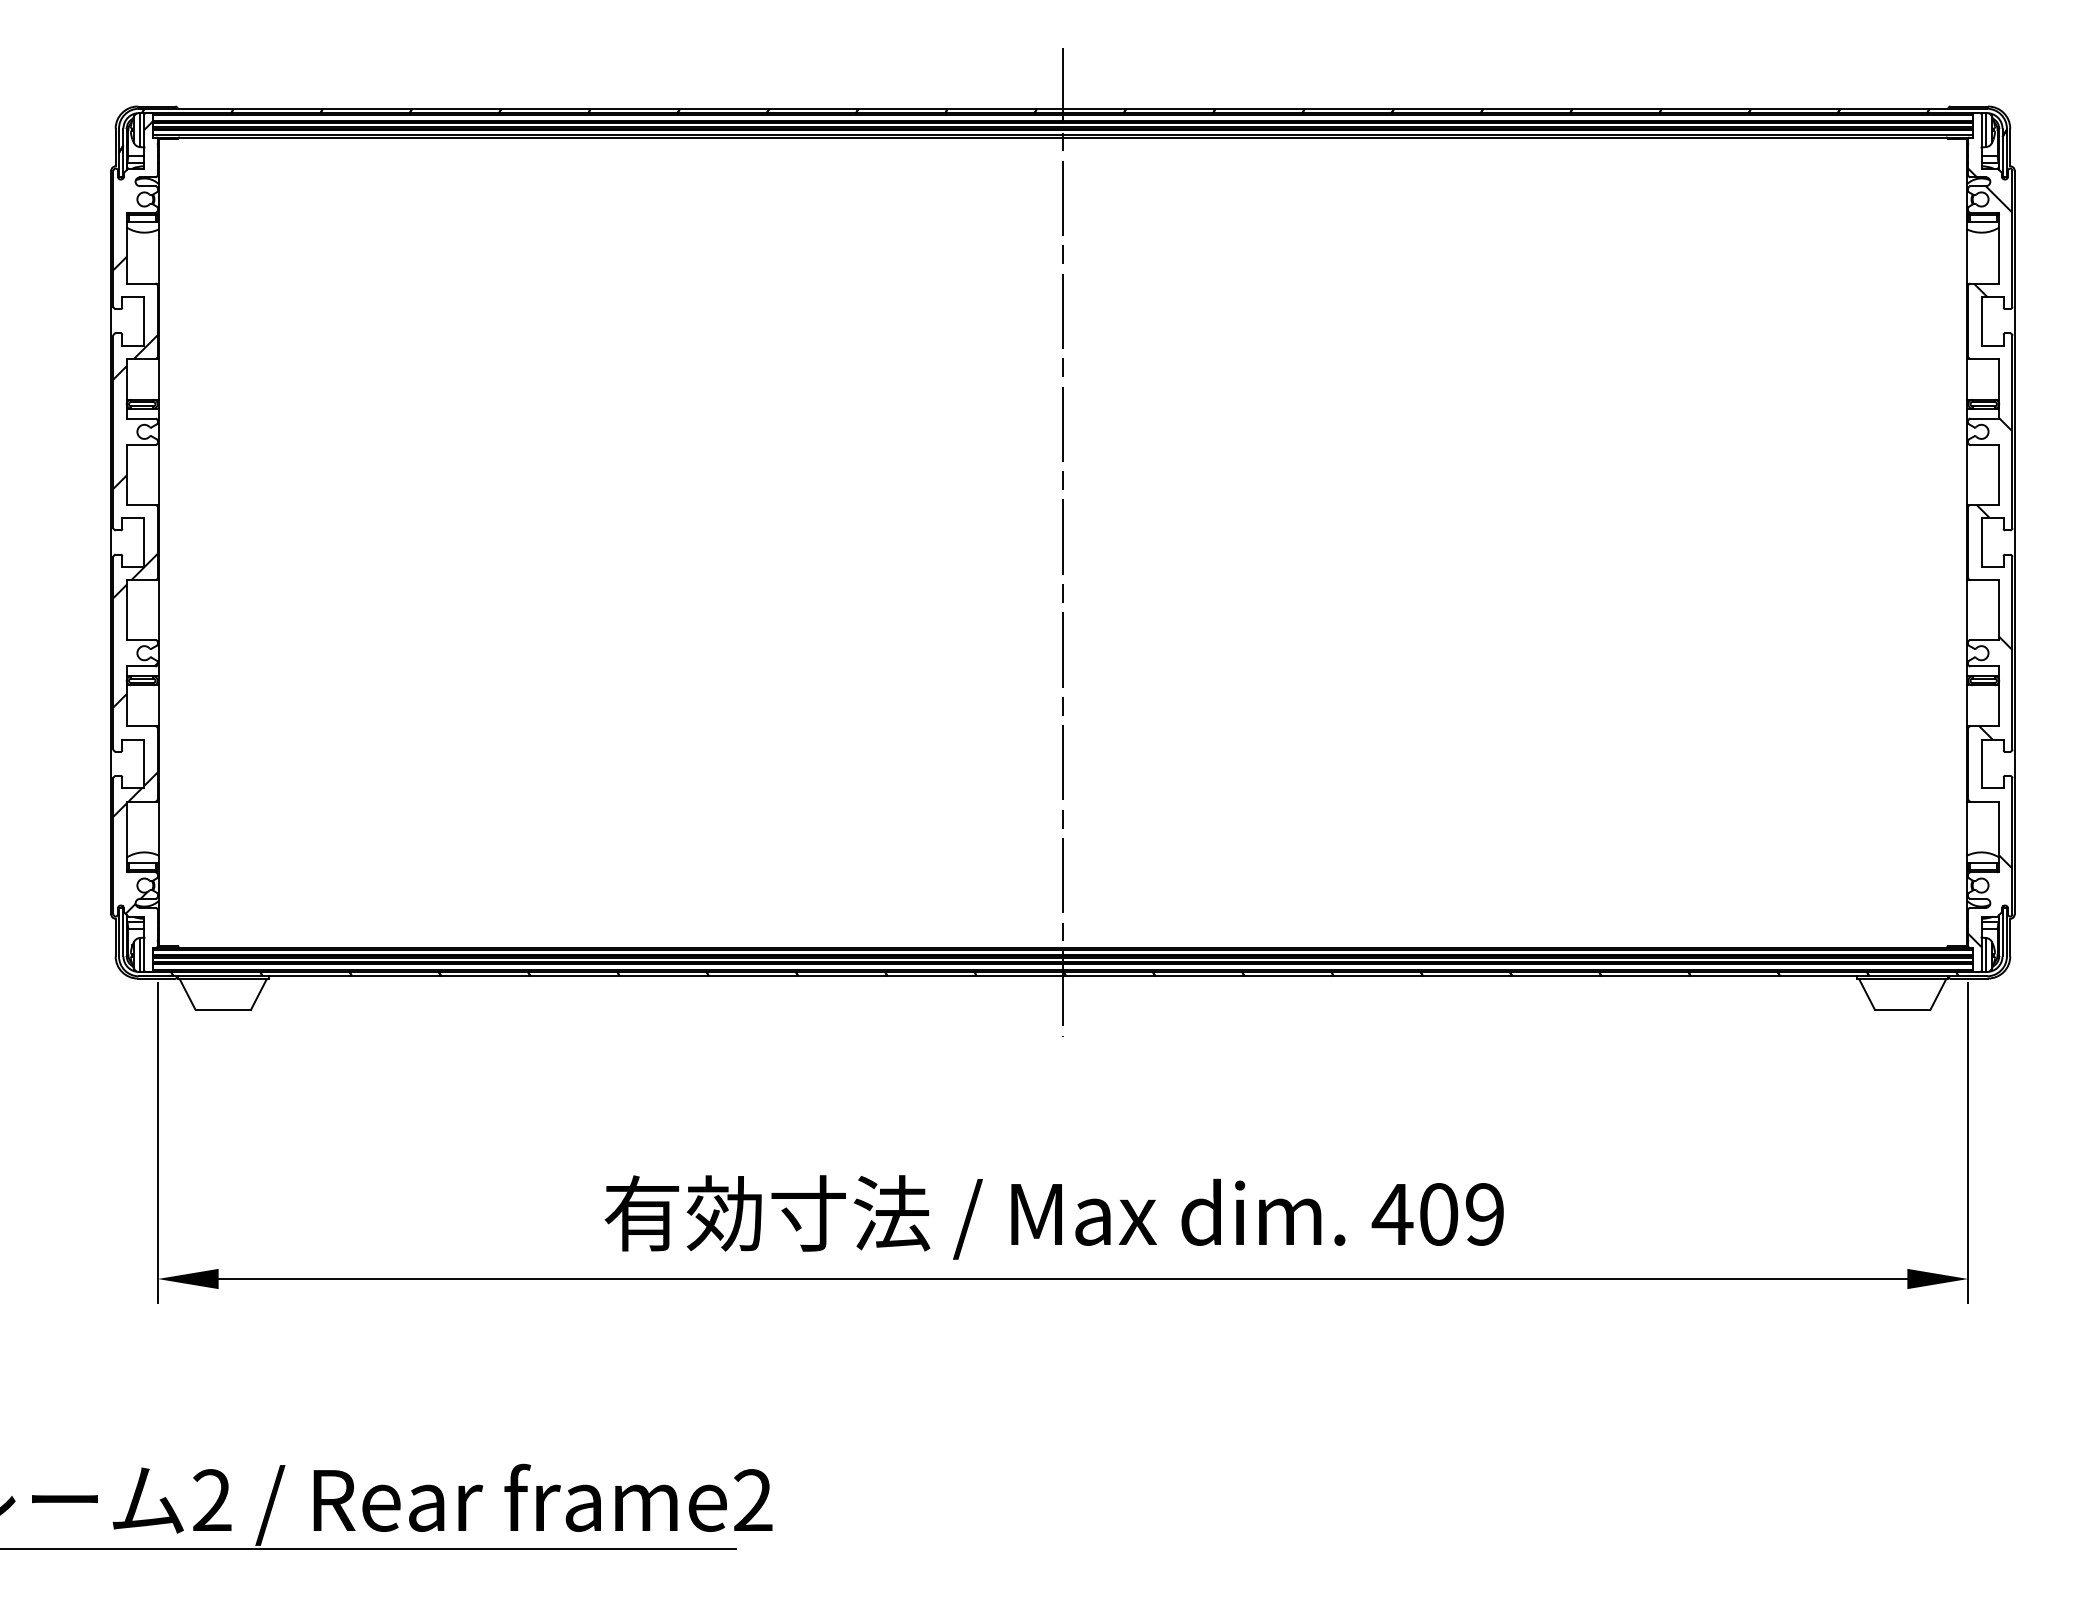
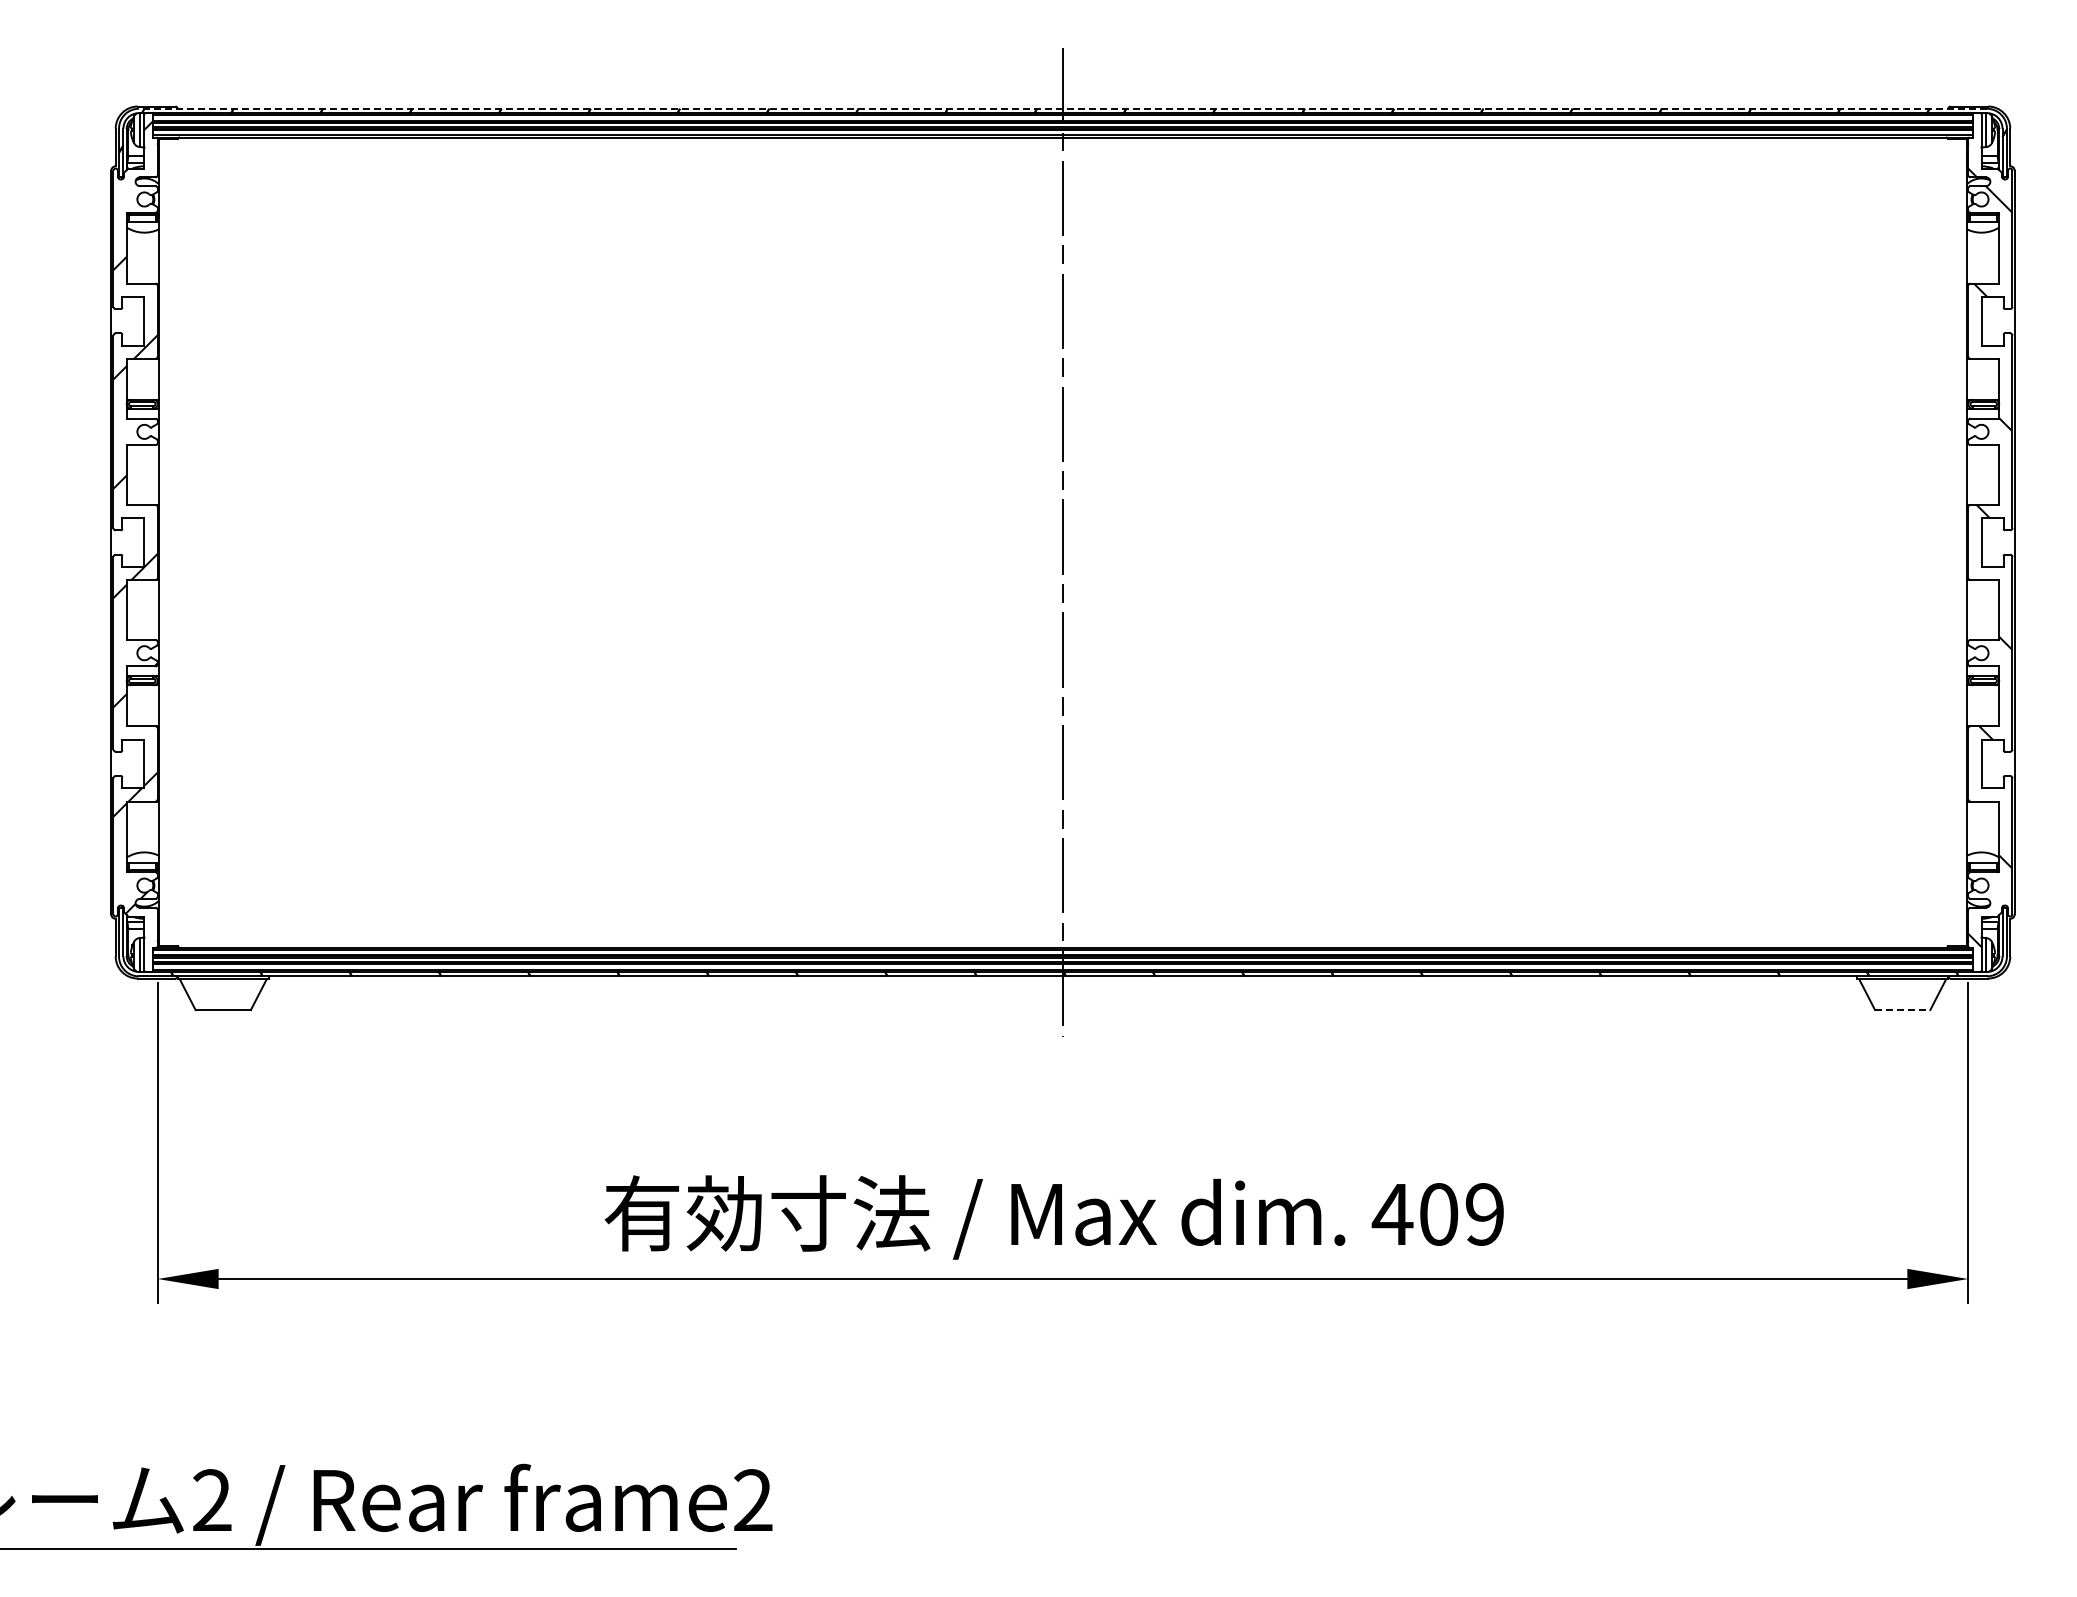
line: solid -> dashed (1062, 108)
line: solid -> dashed (1902, 1009)
